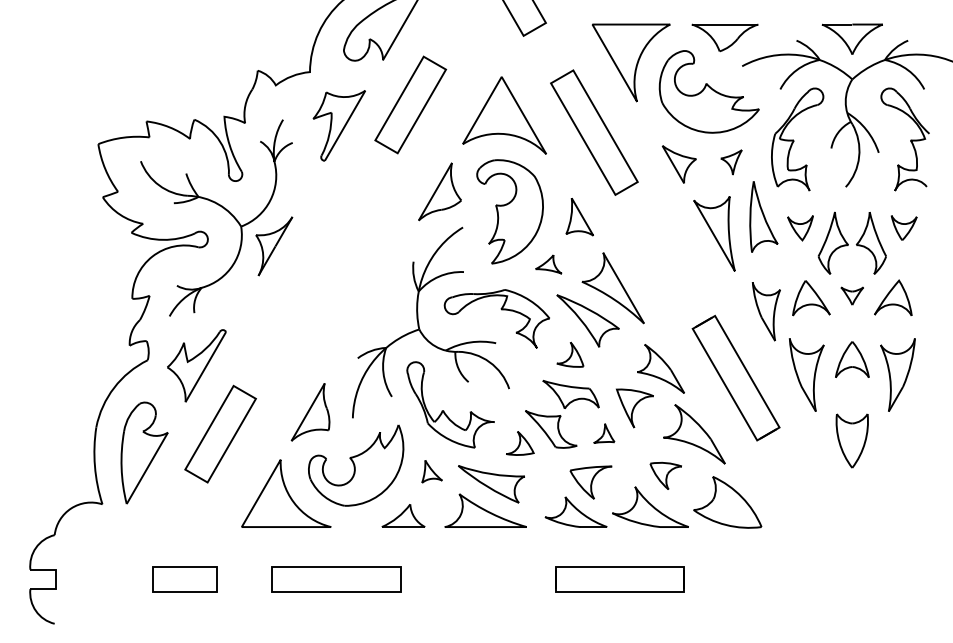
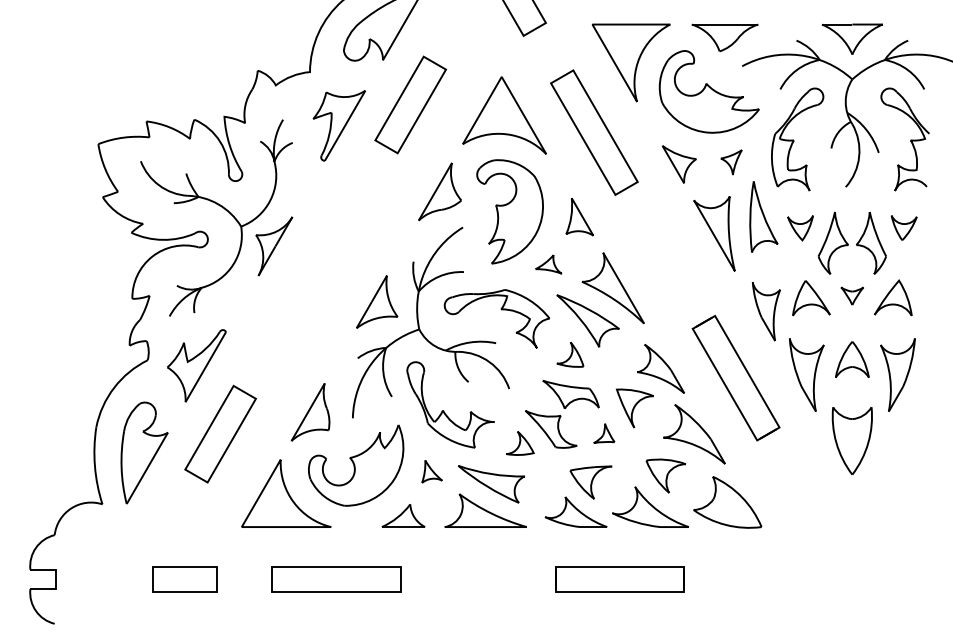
part: none -> present (377, 301)
part size: 34x56 px -> 42x68 px (851, 440)
part size: 33x29 px -> 42x36 px (665, 475)
